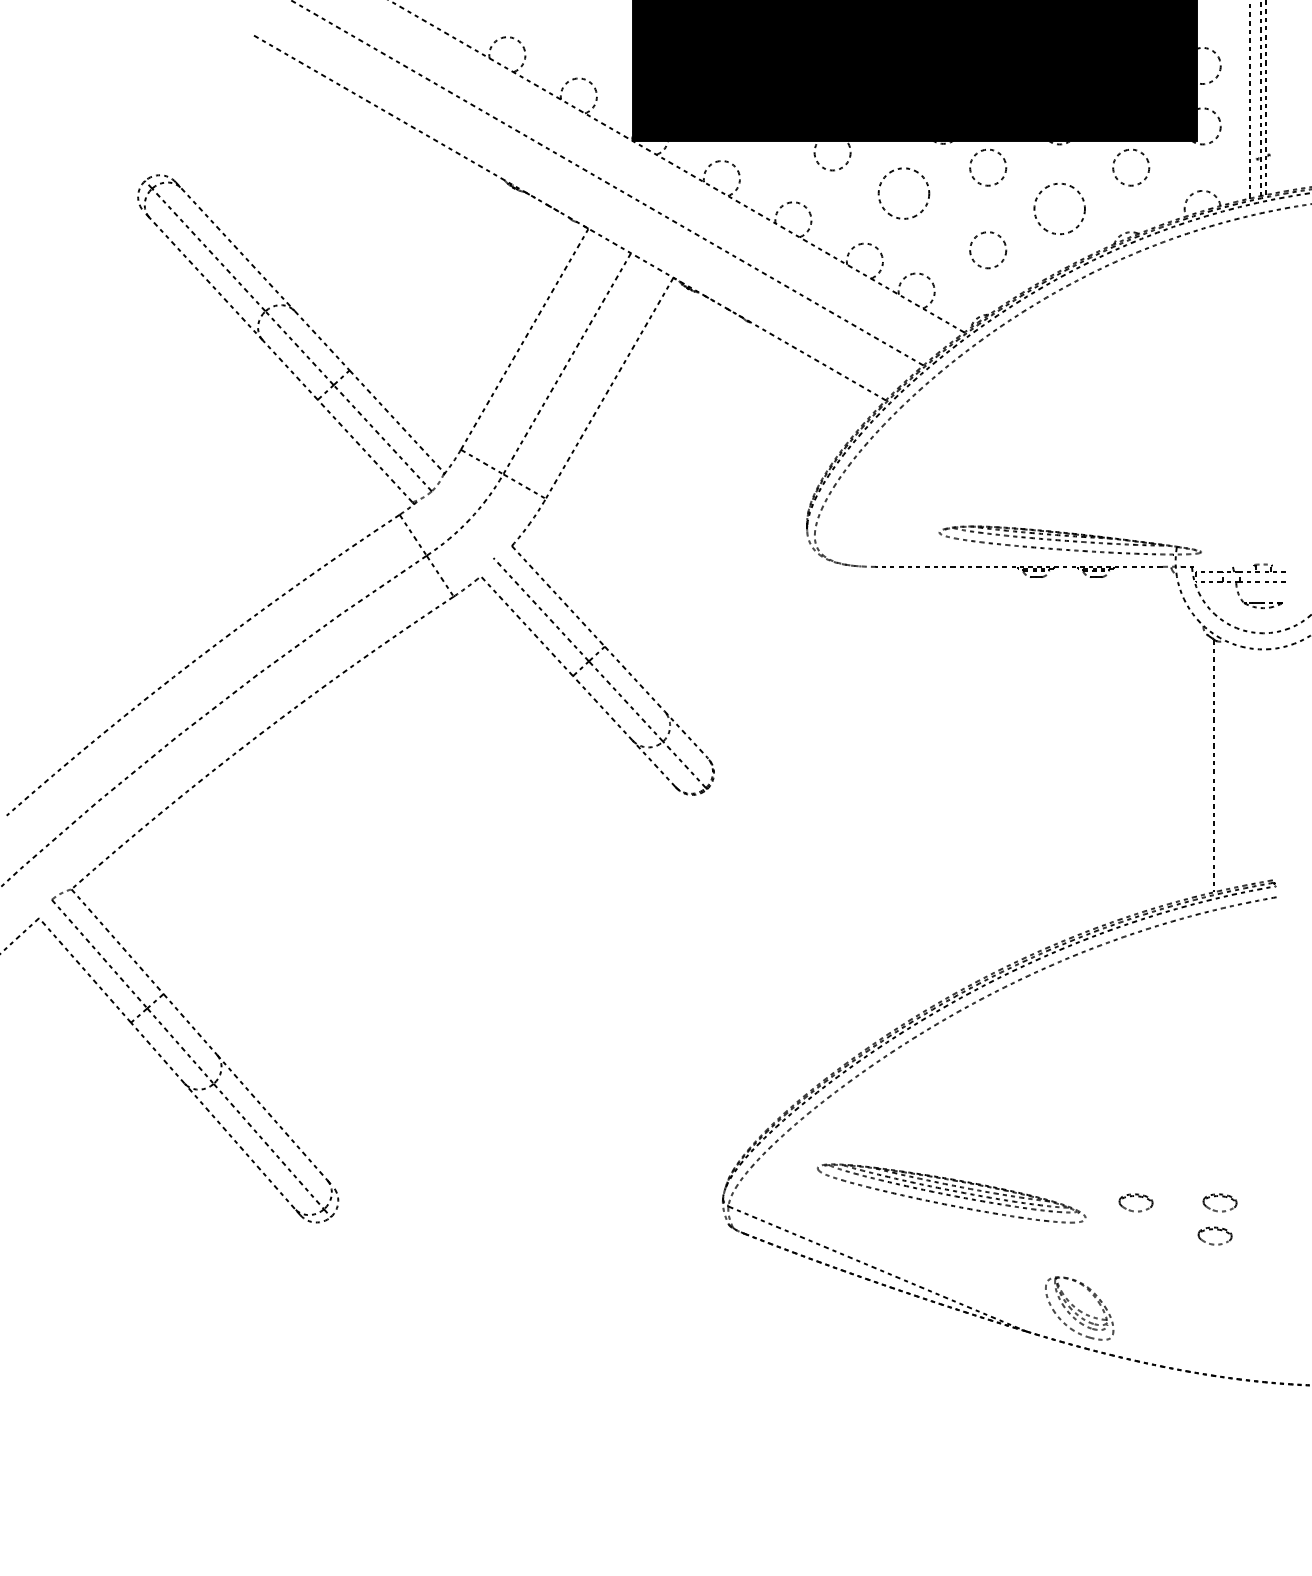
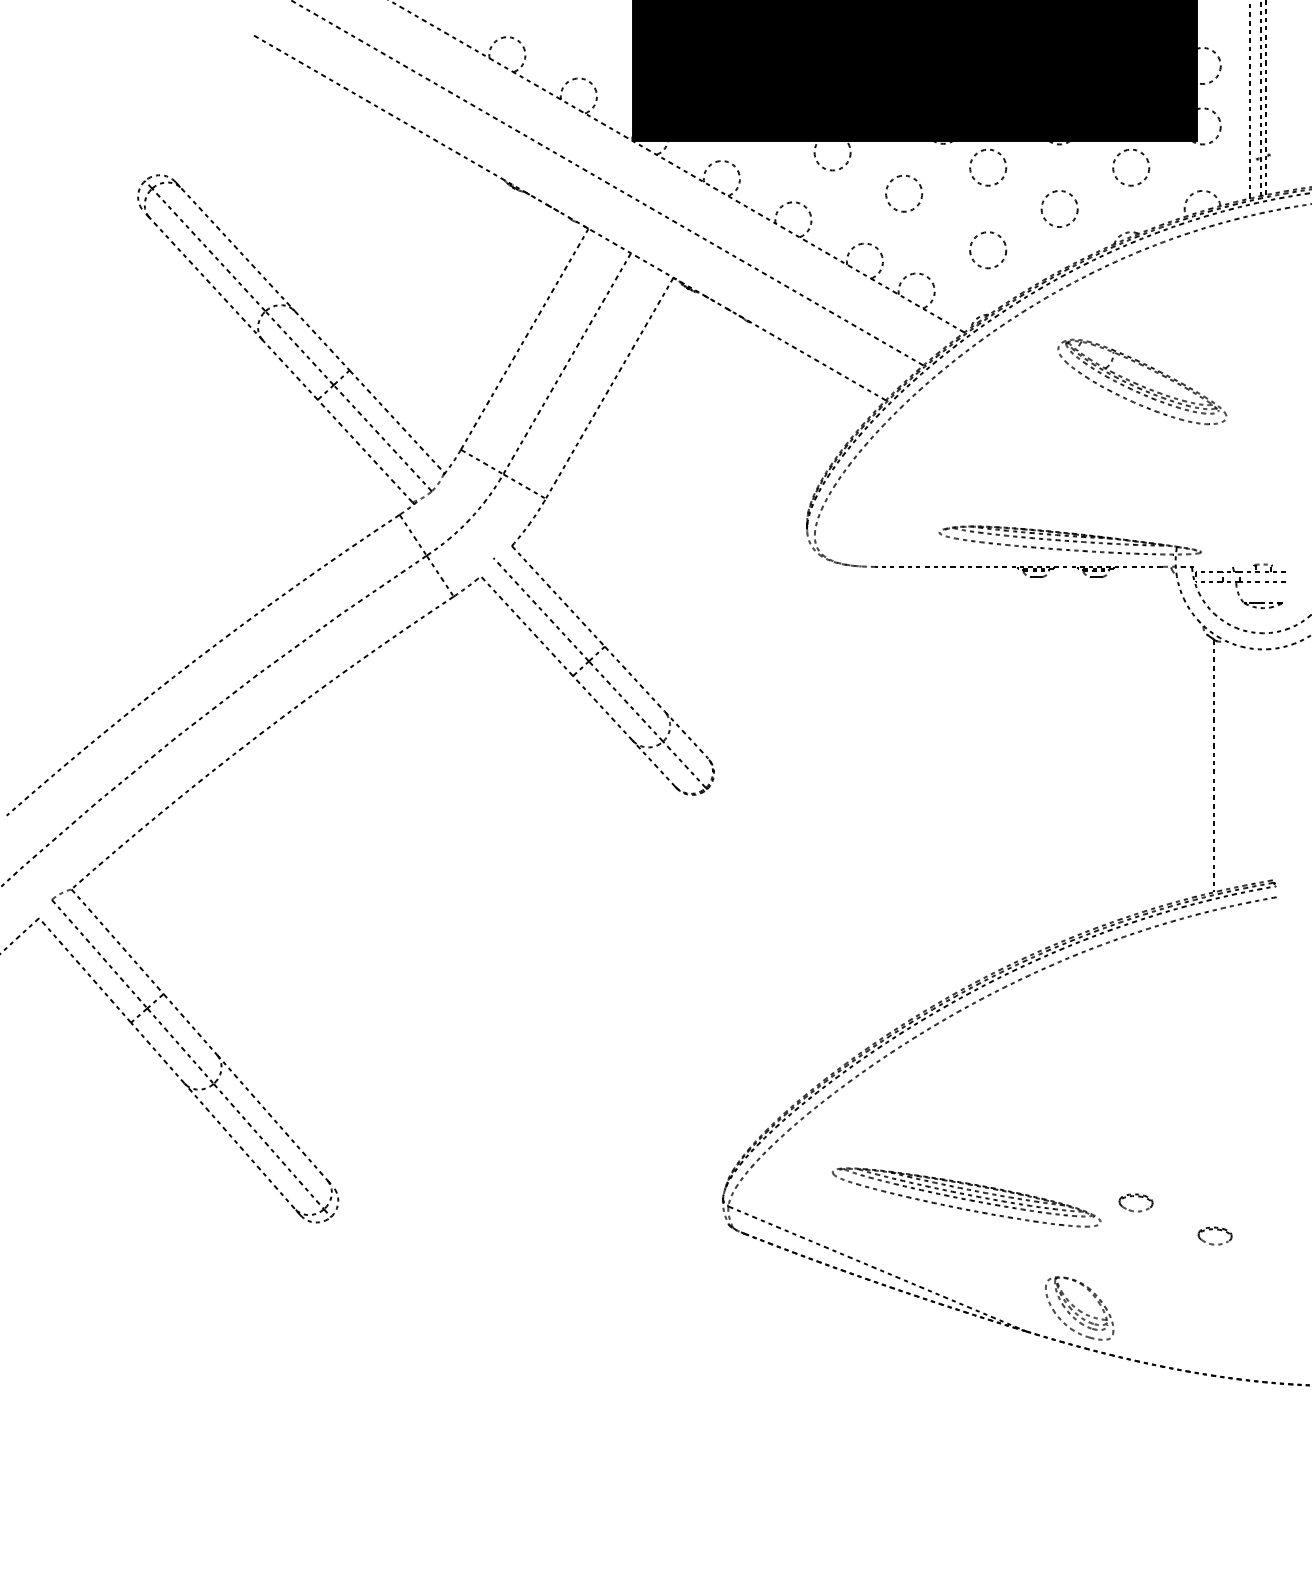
circle size: 54x53 px -> 39x38 px (904, 193)
circle diameter: 51 px -> 36 px (1059, 208)
part: none -> present (1142, 381)
part position: (951, 1193) -> (966, 1197) (966, 1197)
part: present -> none (1219, 1202)
